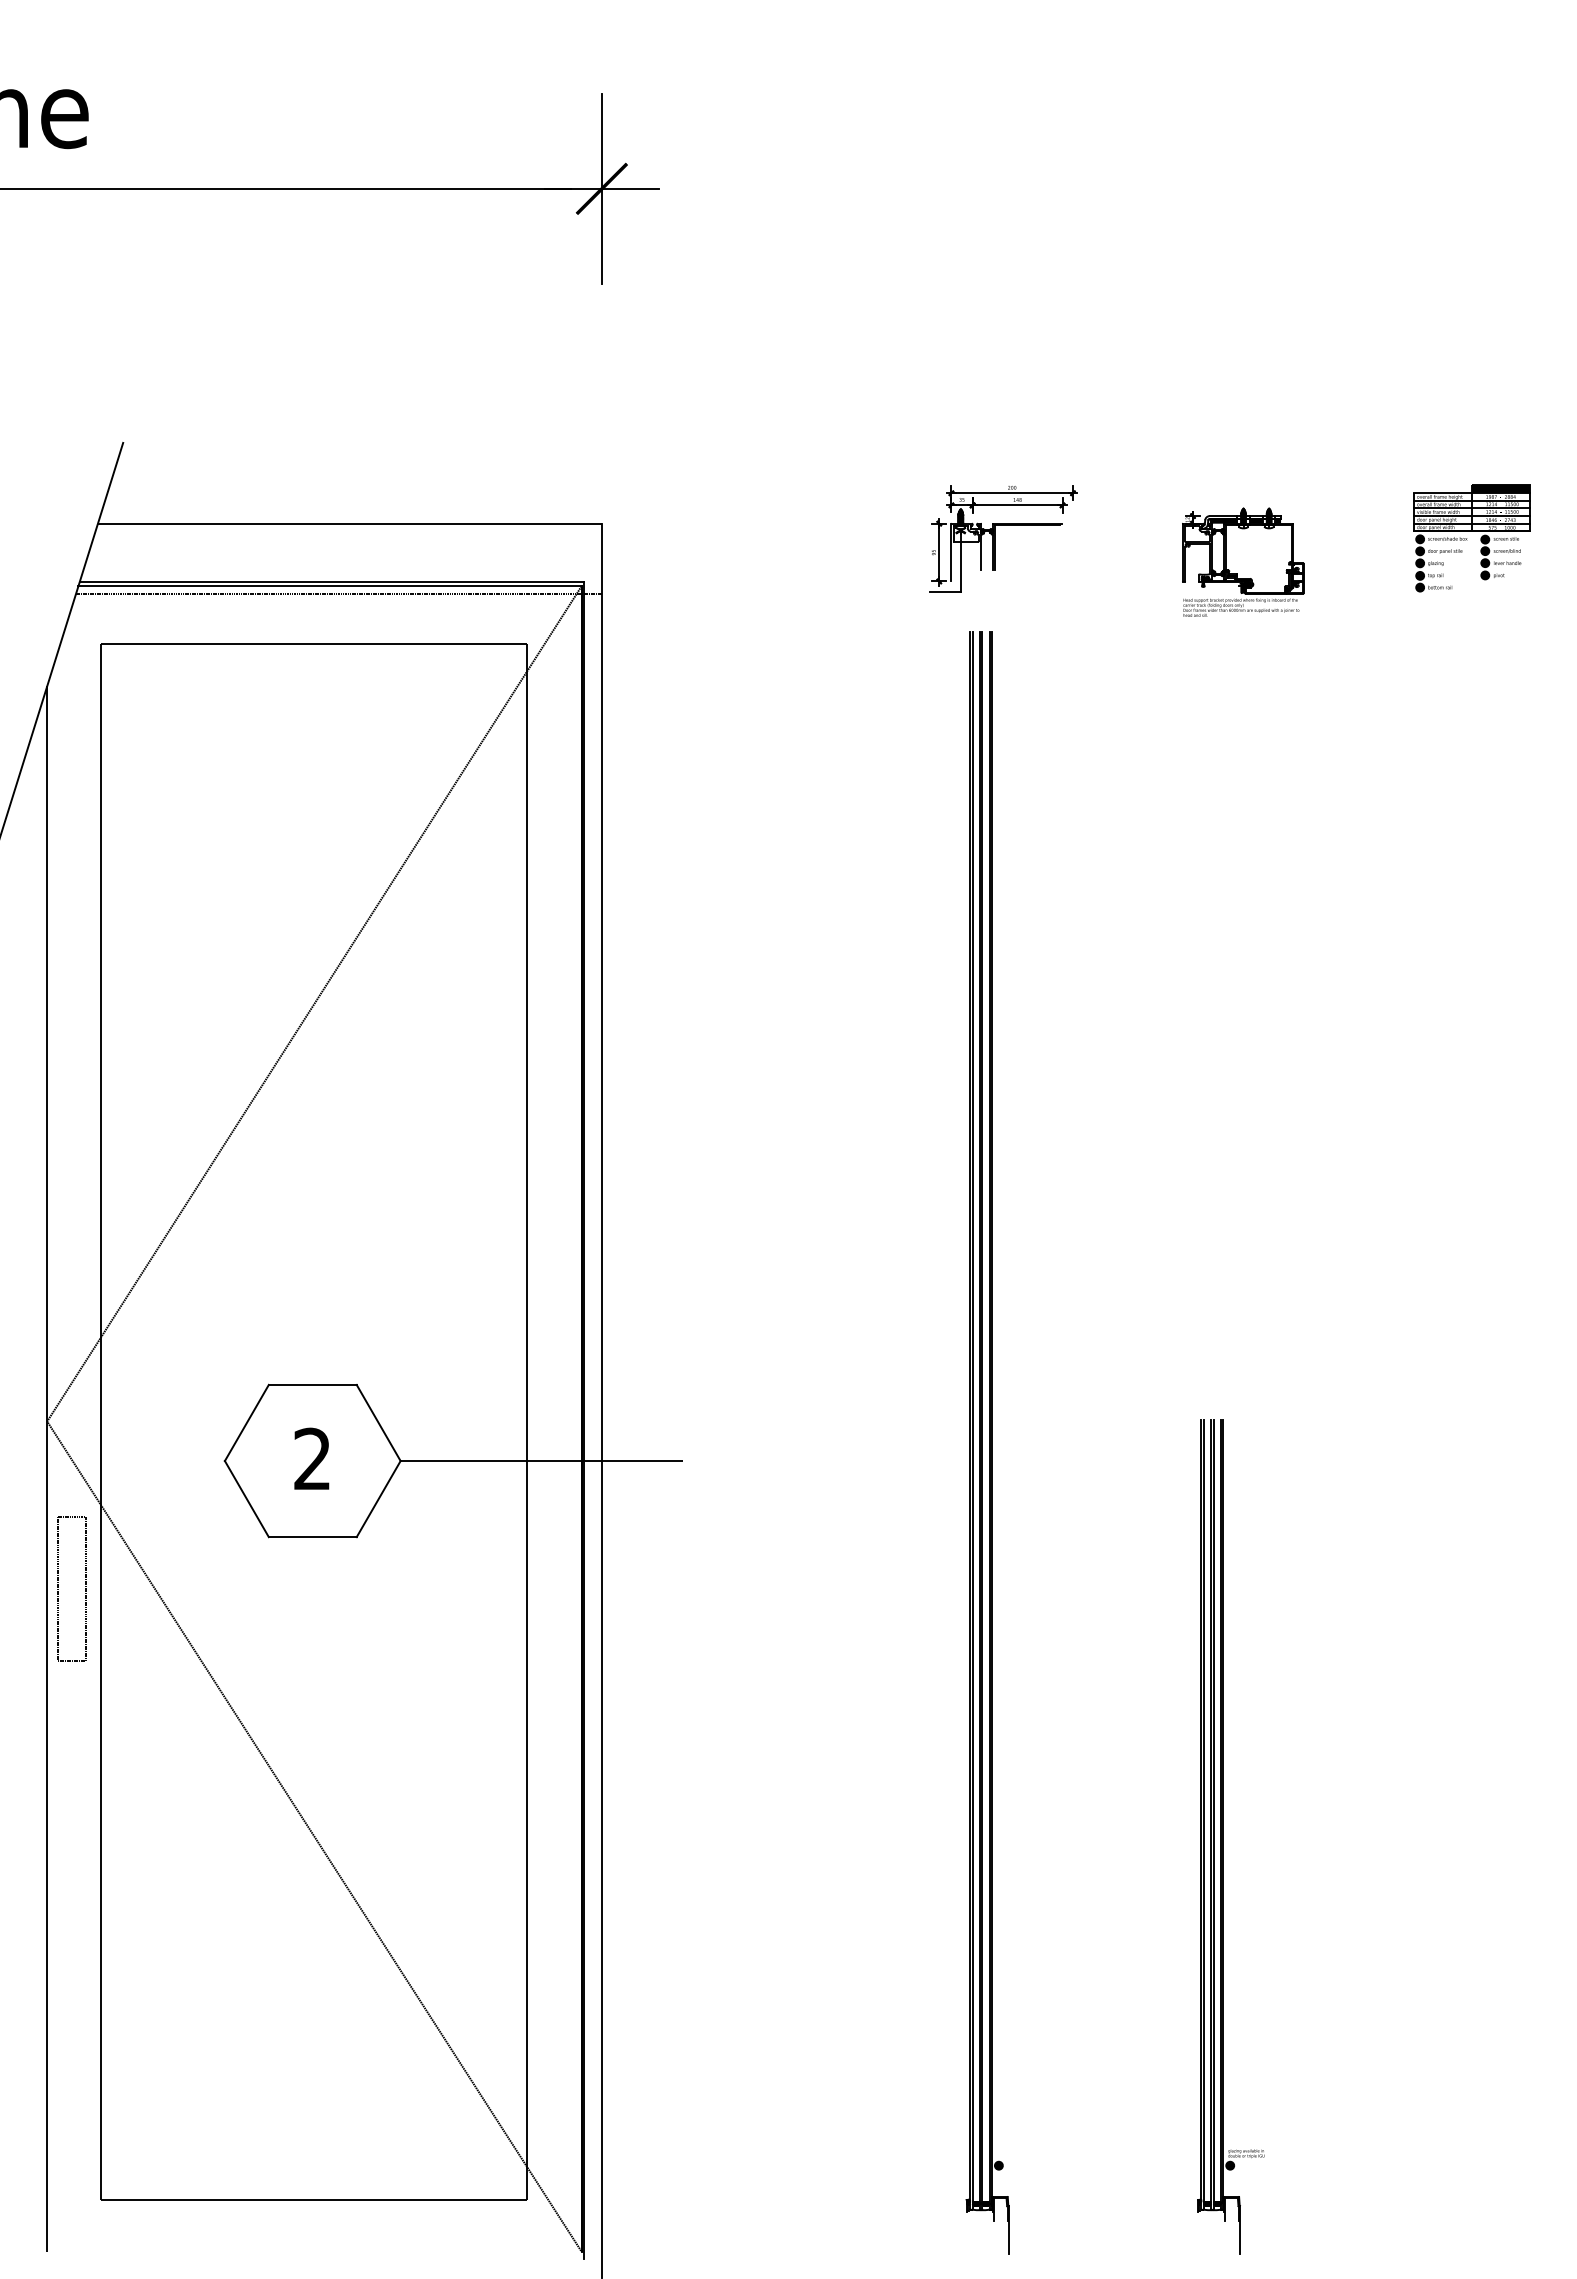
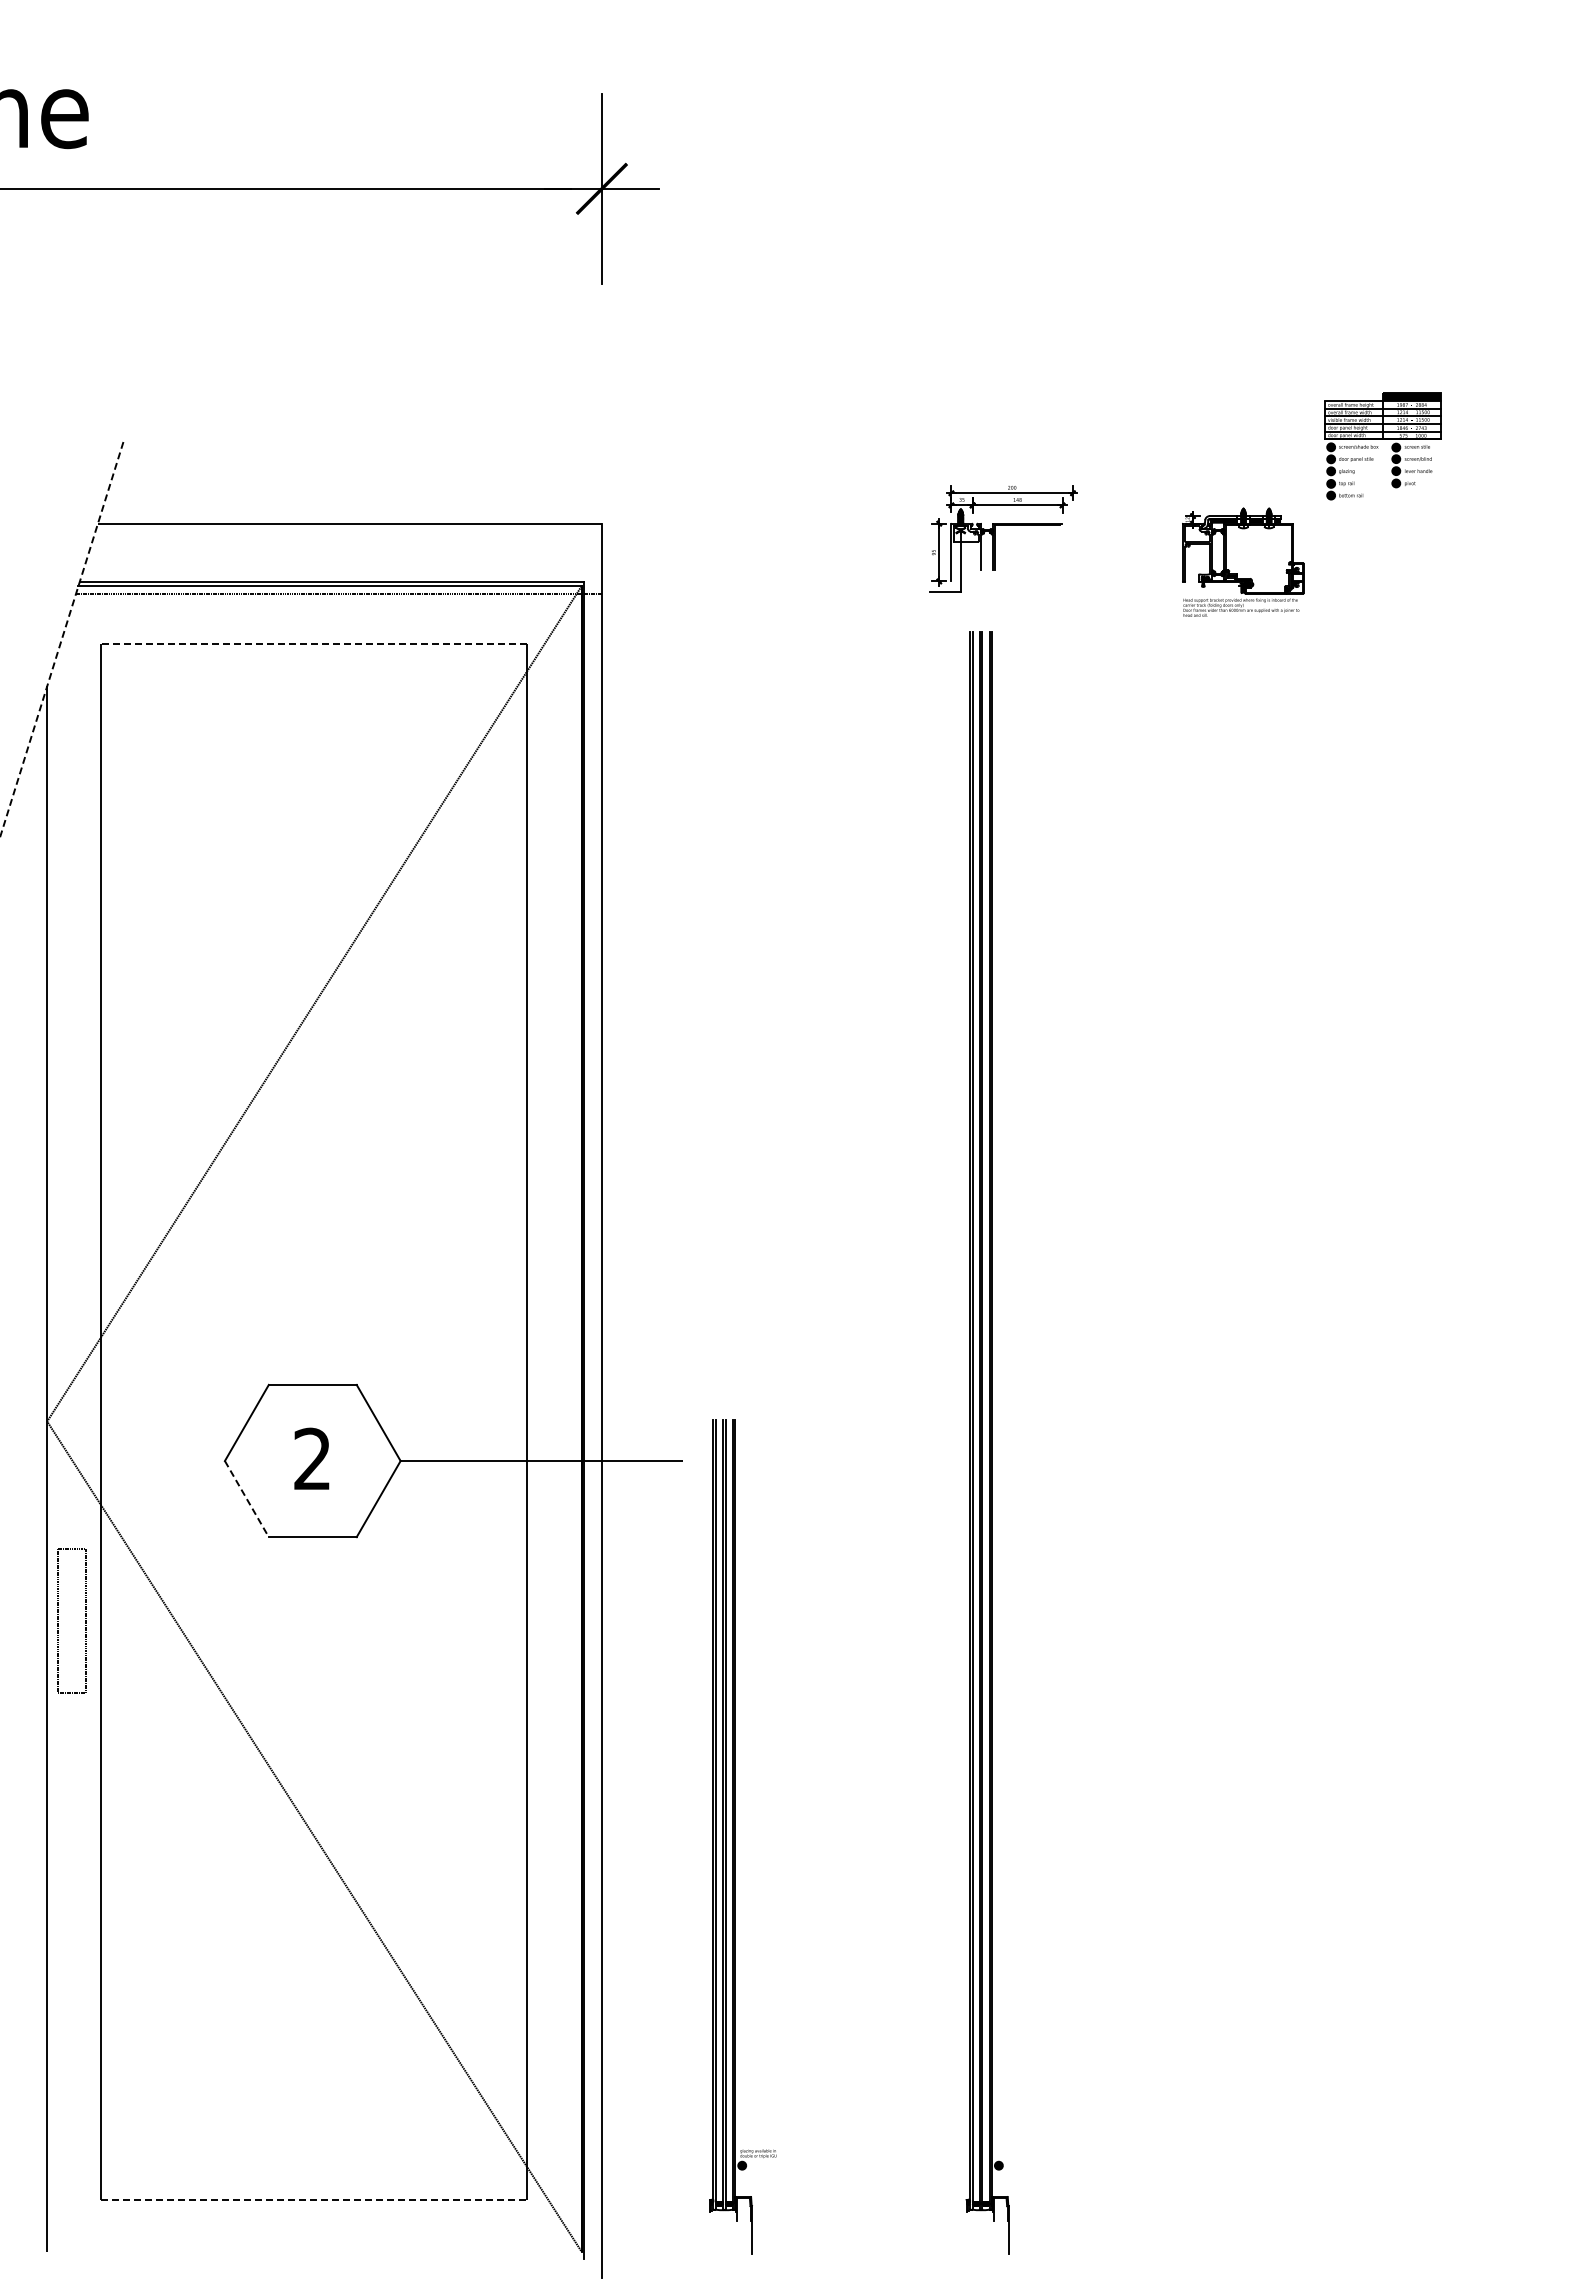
part position: (1471, 538) -> (1382, 446) (1382, 446)
line: solid -> dashed (61, 639)
line: solid -> dashed (314, 644)
line: solid -> dashed (246, 1499)
part position: (58, 1587) -> (58, 1619) (58, 1619)
part position: (1223, 1836) -> (735, 1836) (735, 1836)
line: solid -> dashed (314, 2199)
